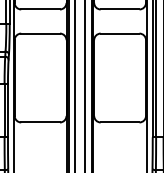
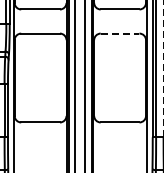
line: solid -> dashed (120, 33)
line: solid -> dashed (163, 68)
